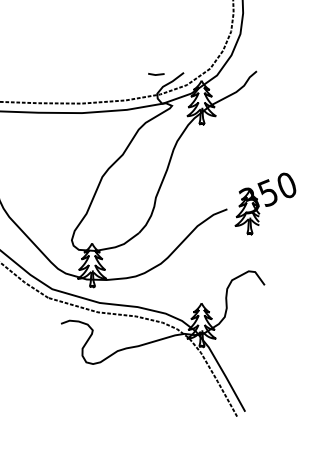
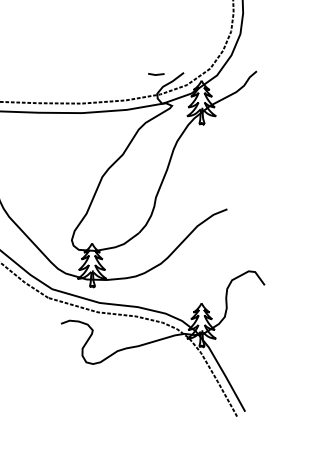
part: present -> none (265, 203)
